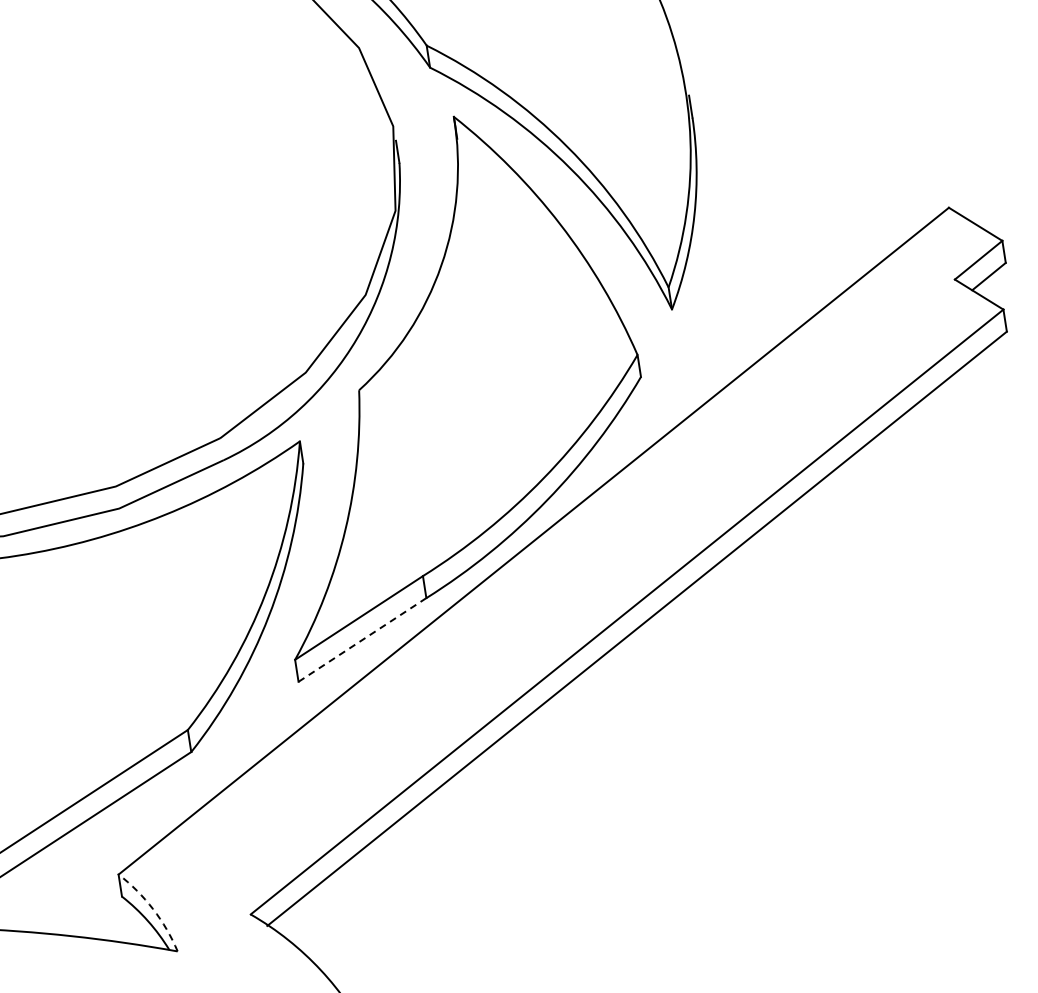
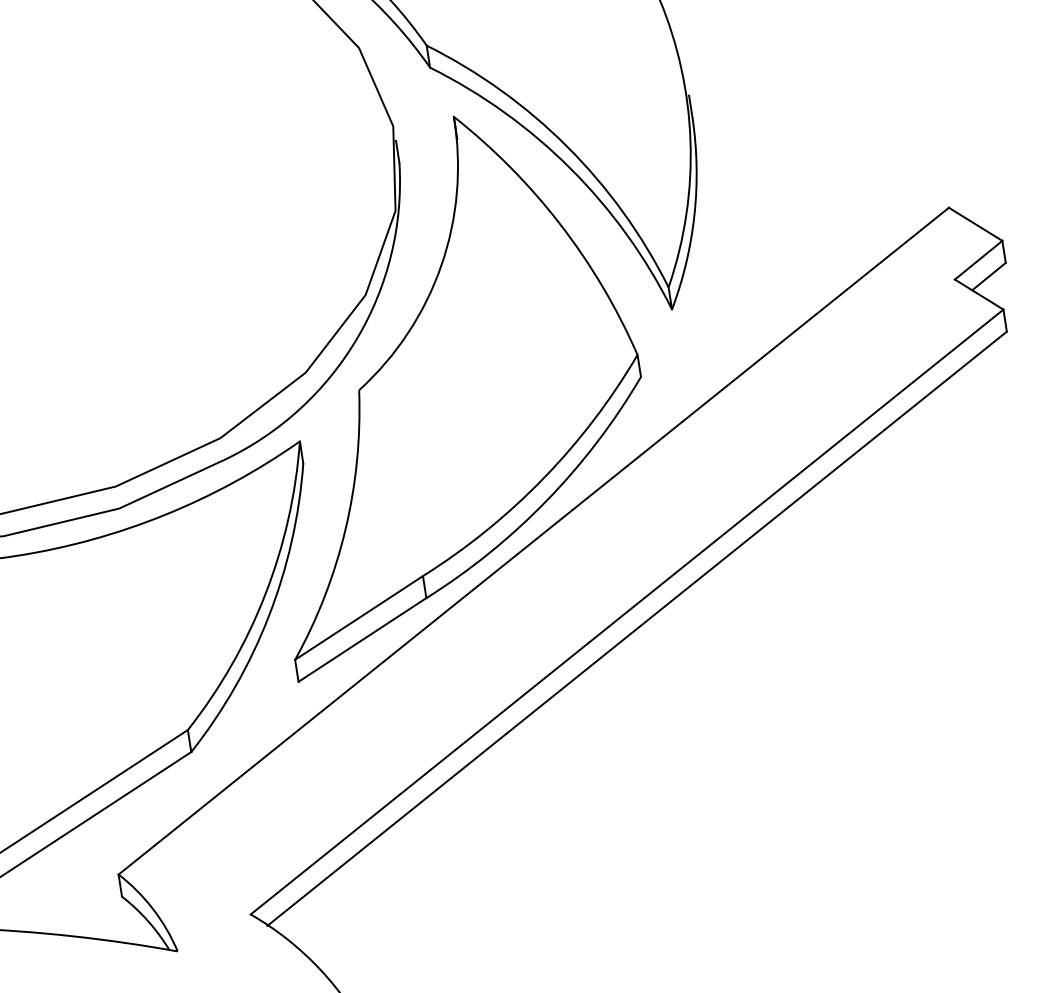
line: dashed -> solid (362, 639)
arc: dashed -> solid (153, 909)
